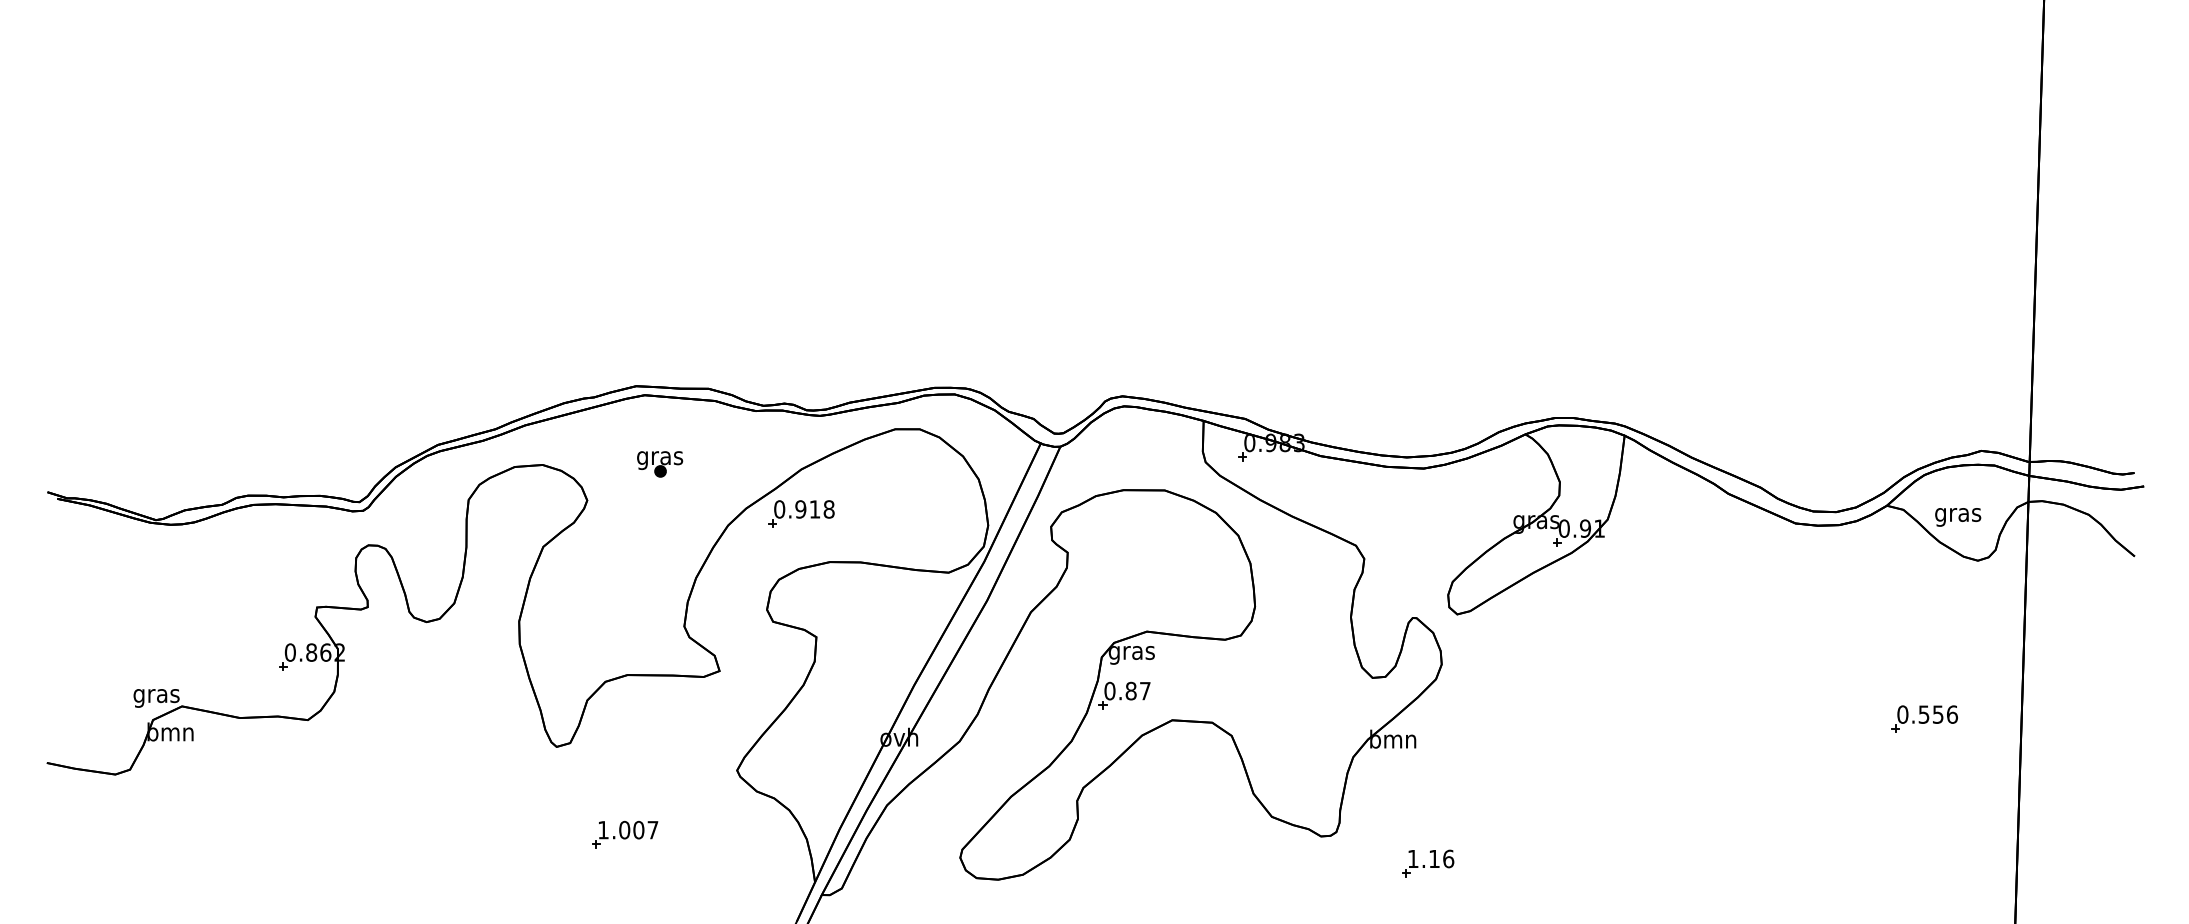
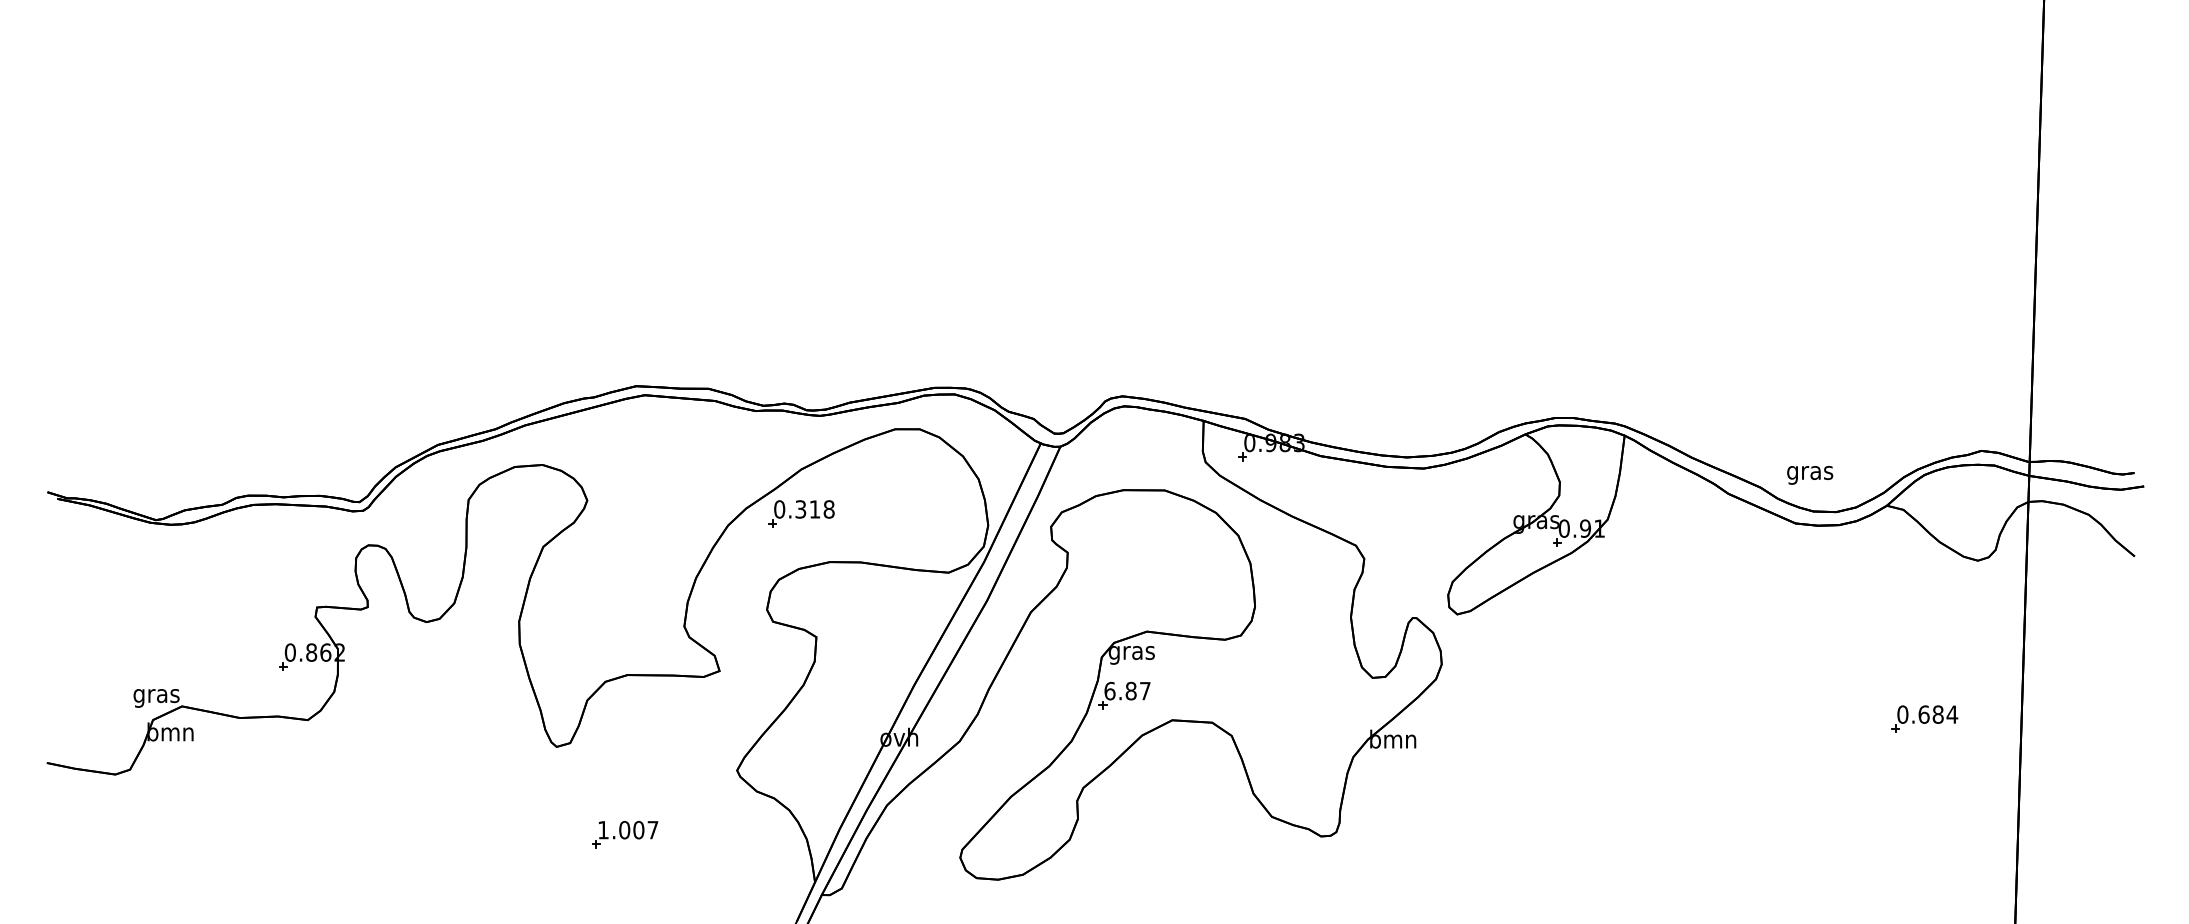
part: present -> none (660, 464)
text: 0.918 -> 0.318 (800, 509)
text position: (1958, 517) -> (1810, 475) (1810, 475)
text: 0.87 -> 6.87 (1109, 690)
text: 0.556 -> 0.684 (1938, 714)
part: present -> none (1428, 863)
